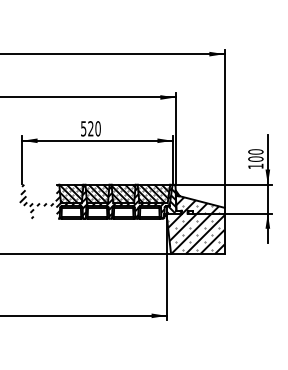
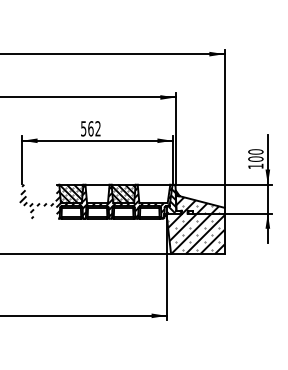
text: 520 -> 562 (94, 128)
hatch: present -> none (97, 193)
hatch: present -> none (154, 193)
